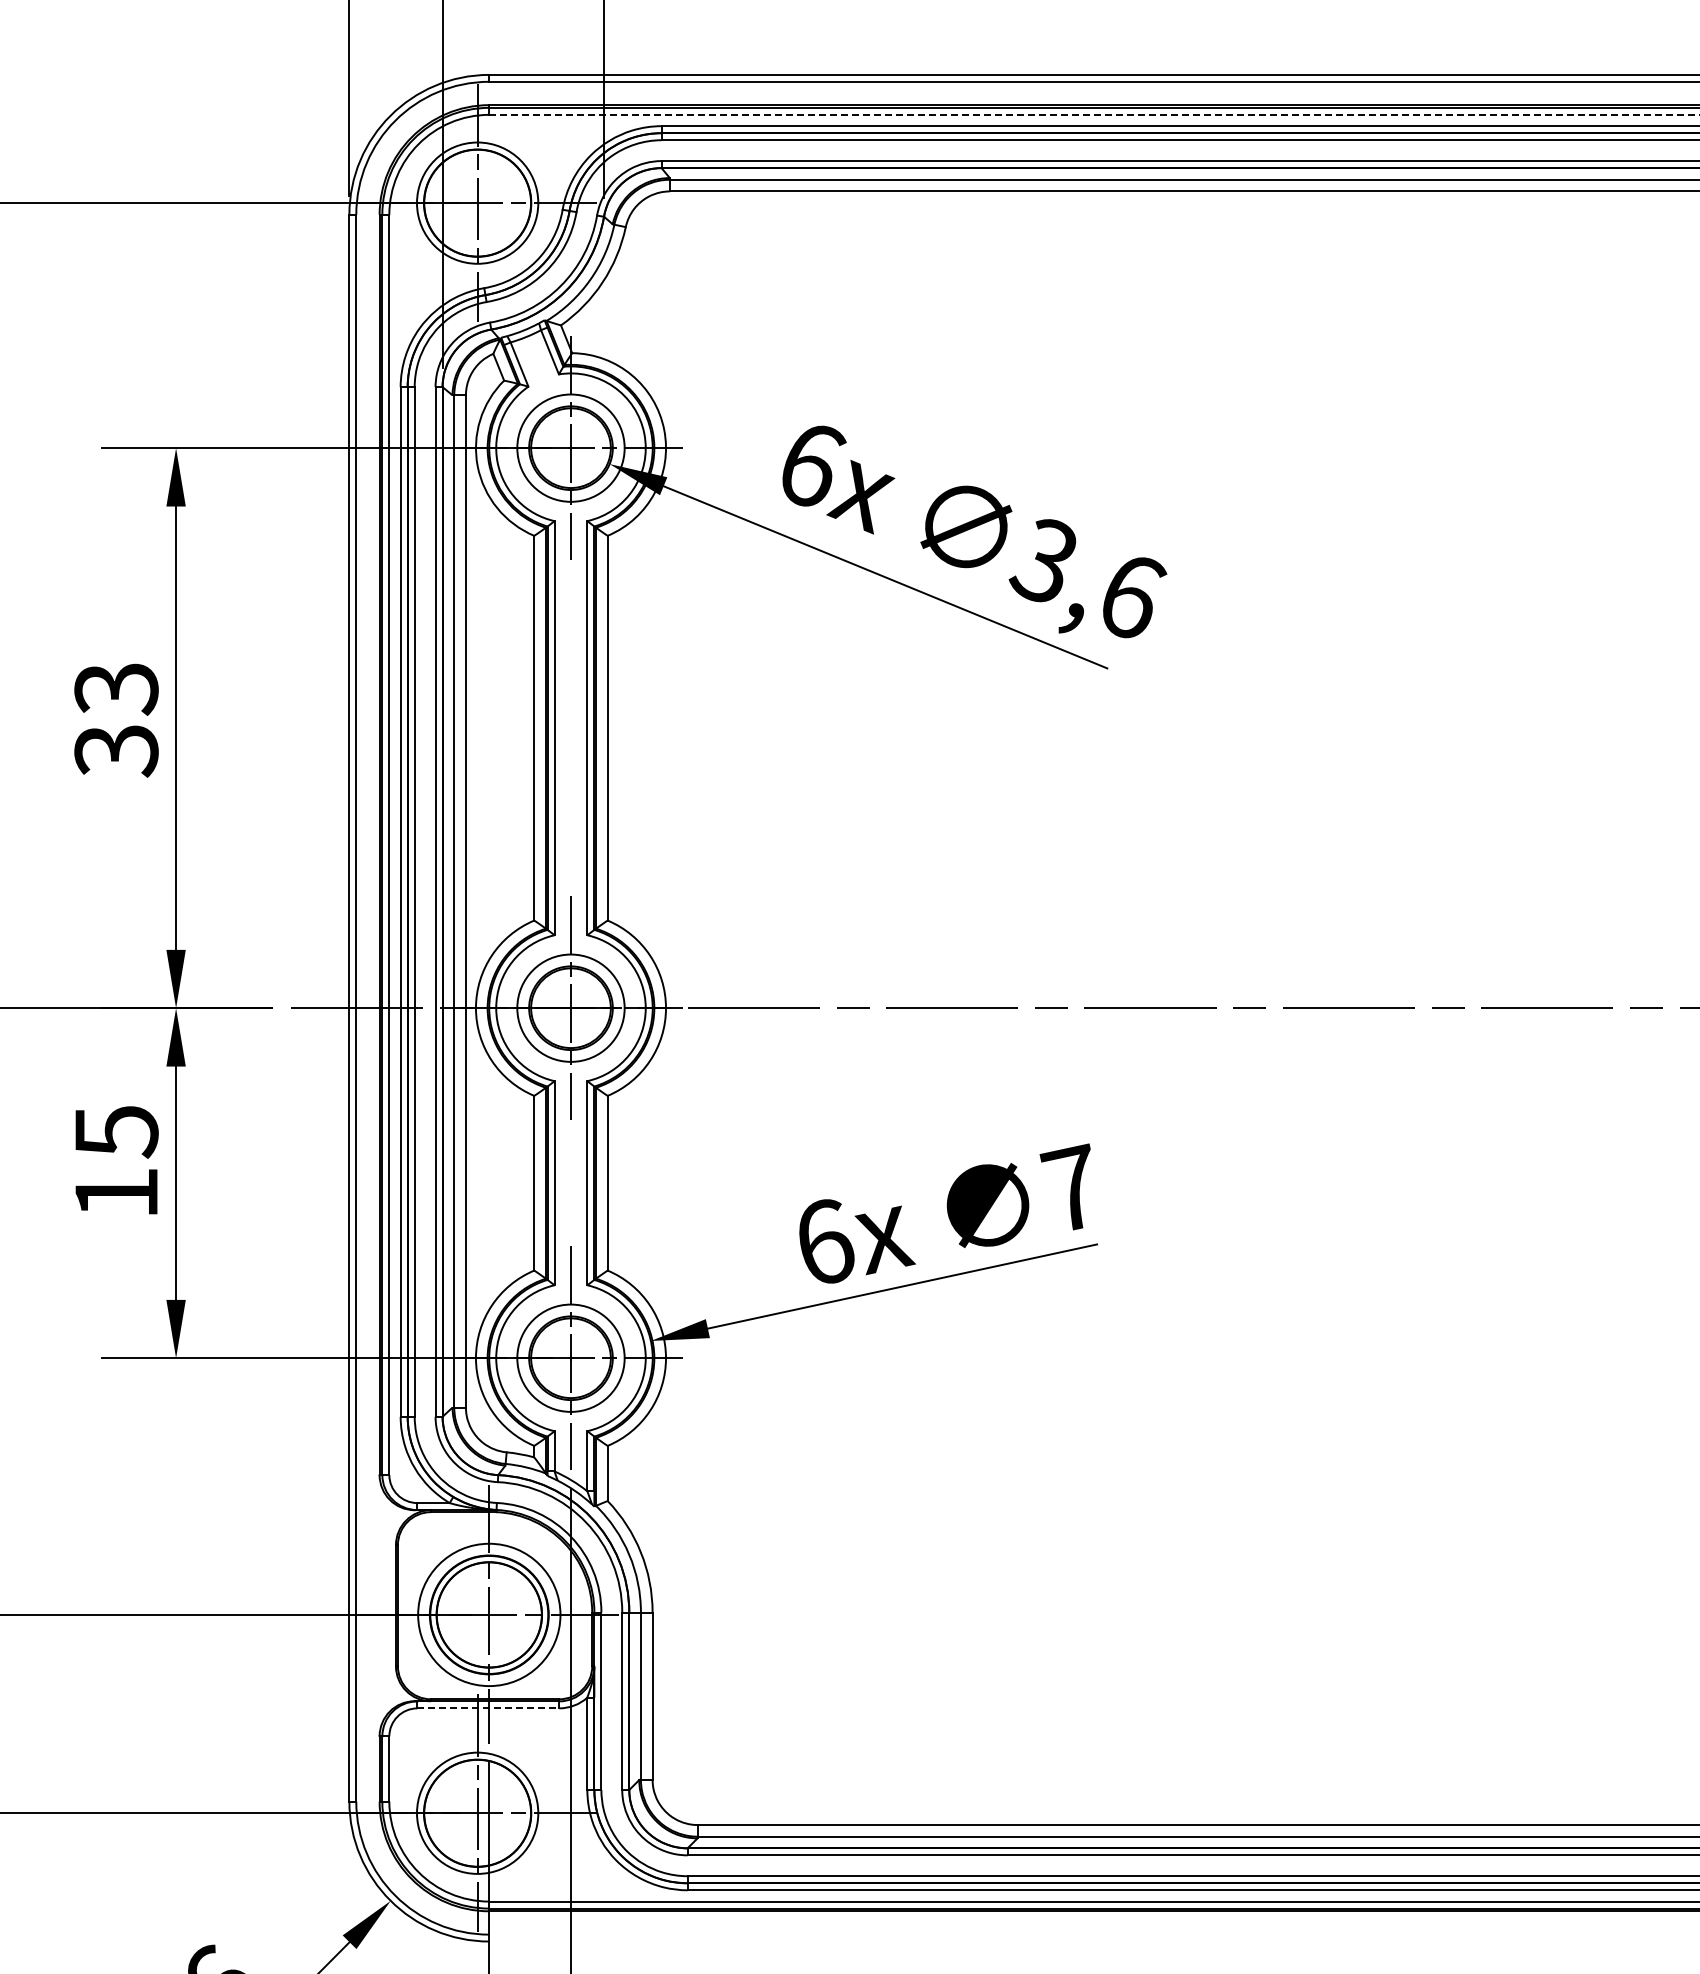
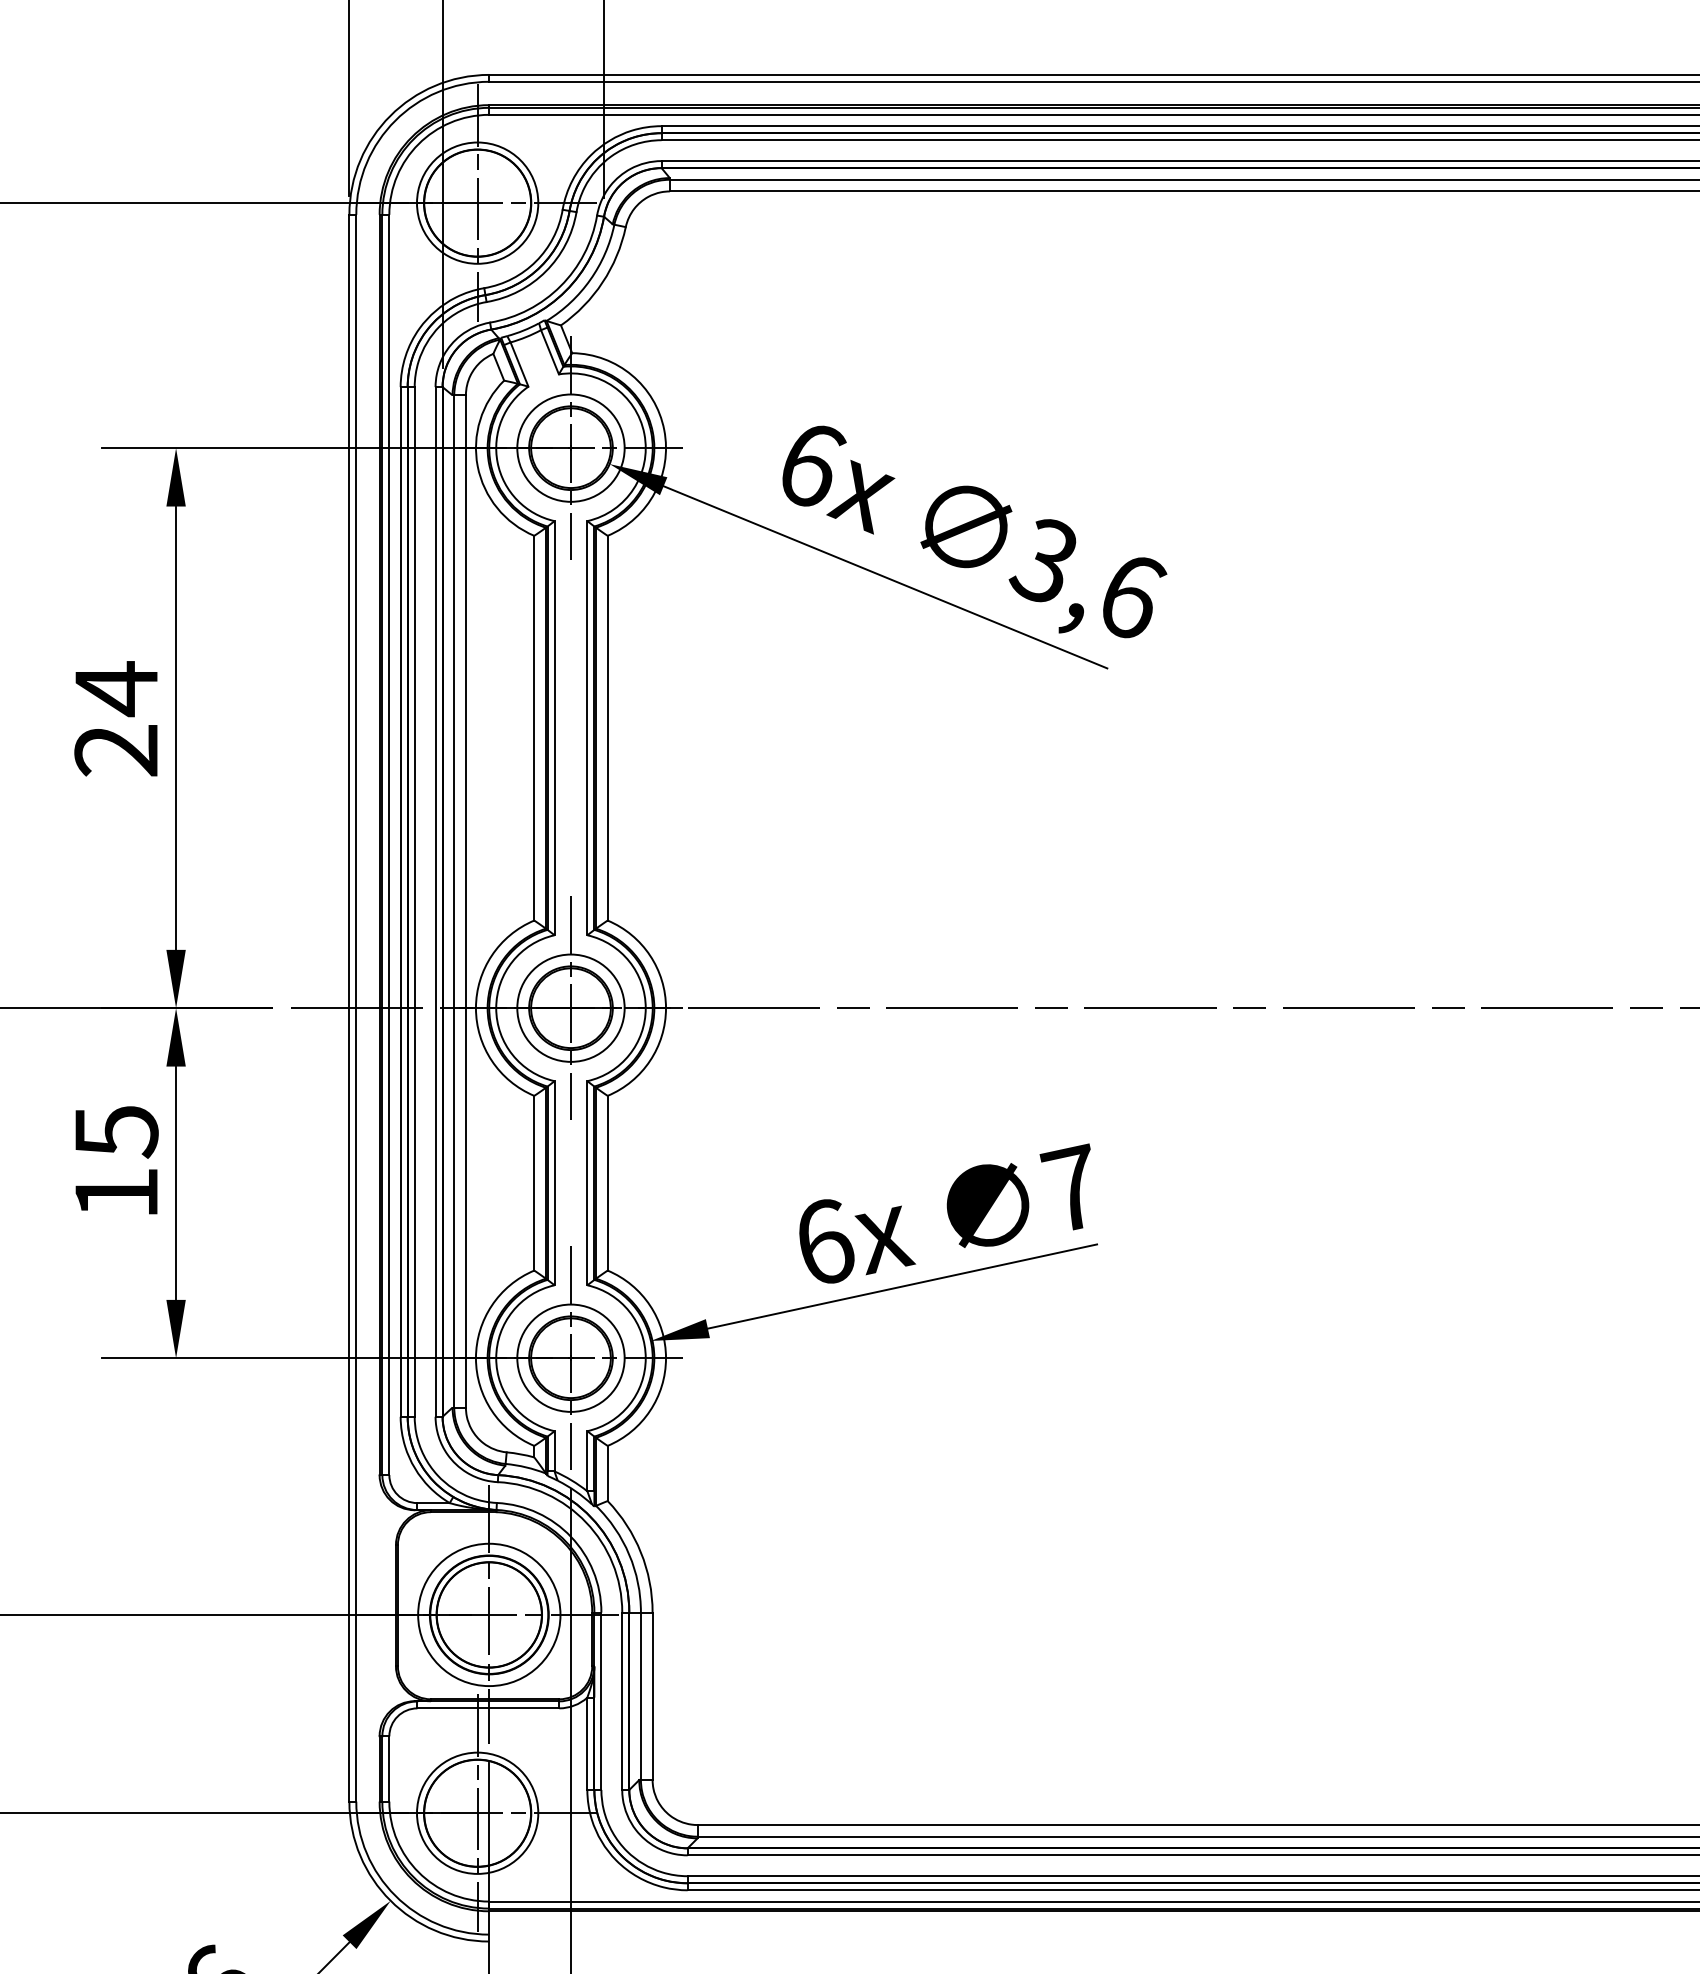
line: dashed -> solid (1094, 114)
text: 33 -> 24 (116, 719)
line: dashed -> solid (488, 1708)
